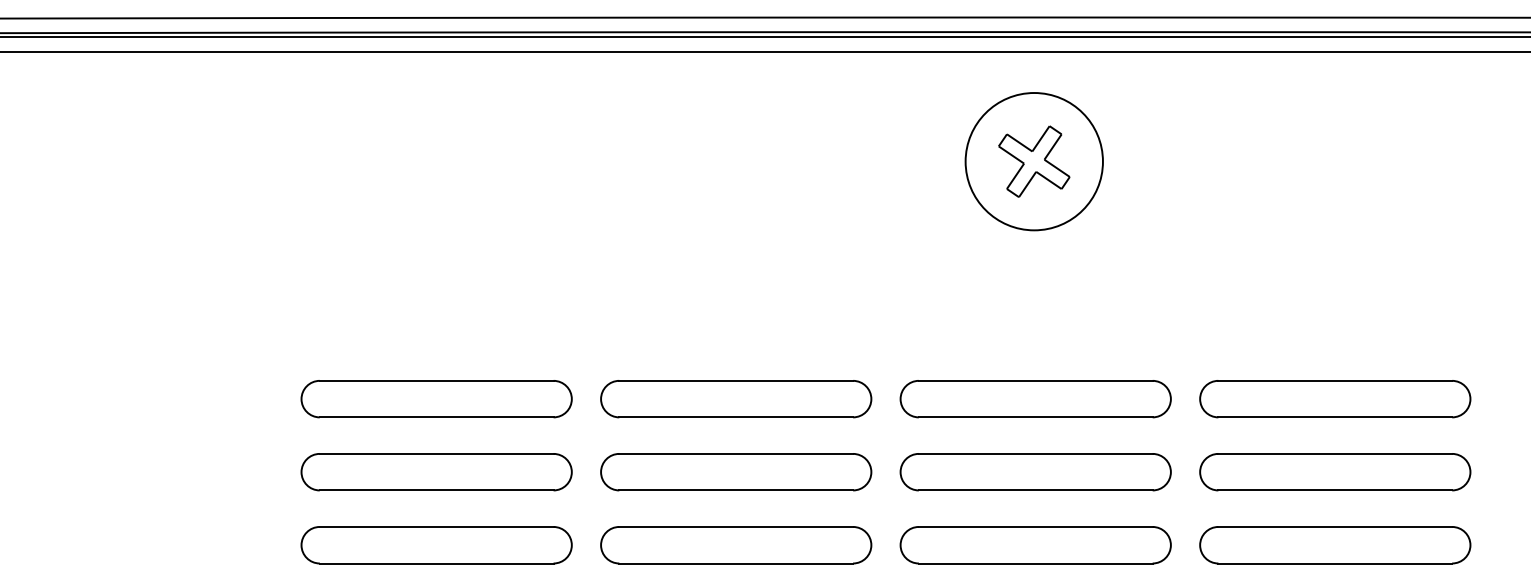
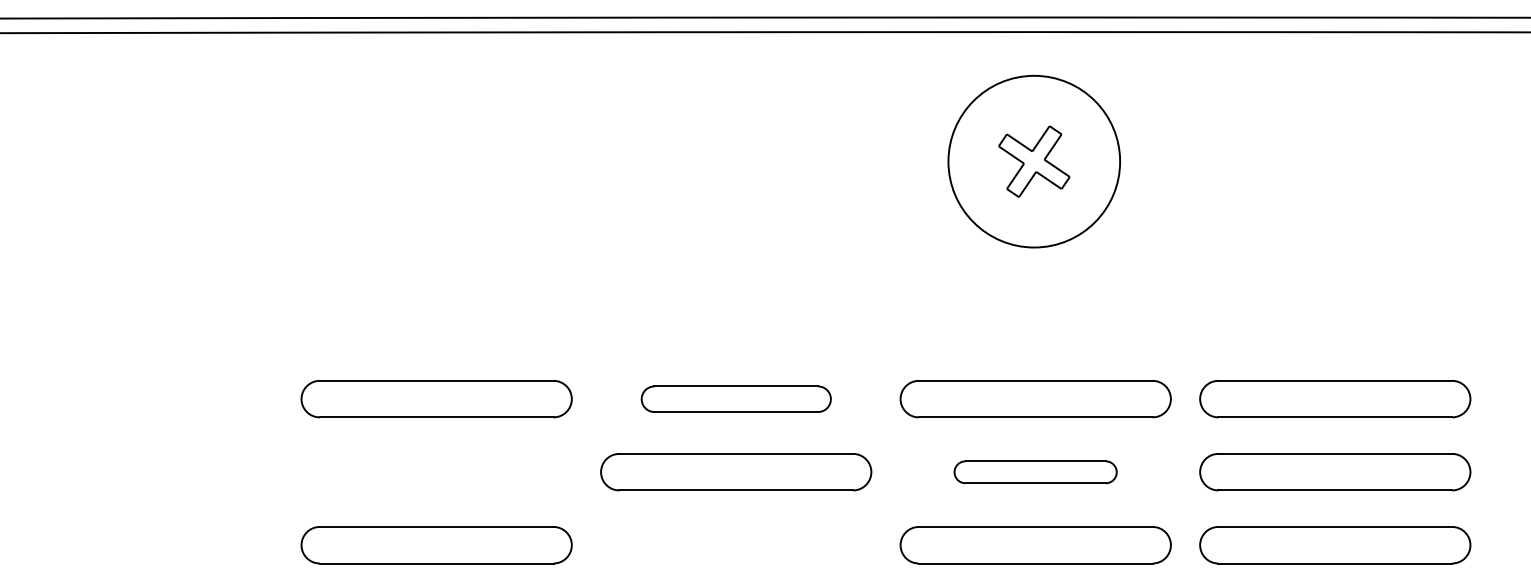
line: present -> none (764, 37)
line: present -> none (764, 52)
circle diameter: 137 px -> 172 px (1034, 161)
part size: 273x39 px -> 192x28 px (735, 398)
part: present -> none (436, 472)
part size: 273x39 px -> 165x25 px (1035, 472)
part: present -> none (736, 545)
